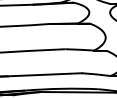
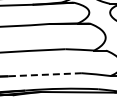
line: solid -> dashed (45, 74)
